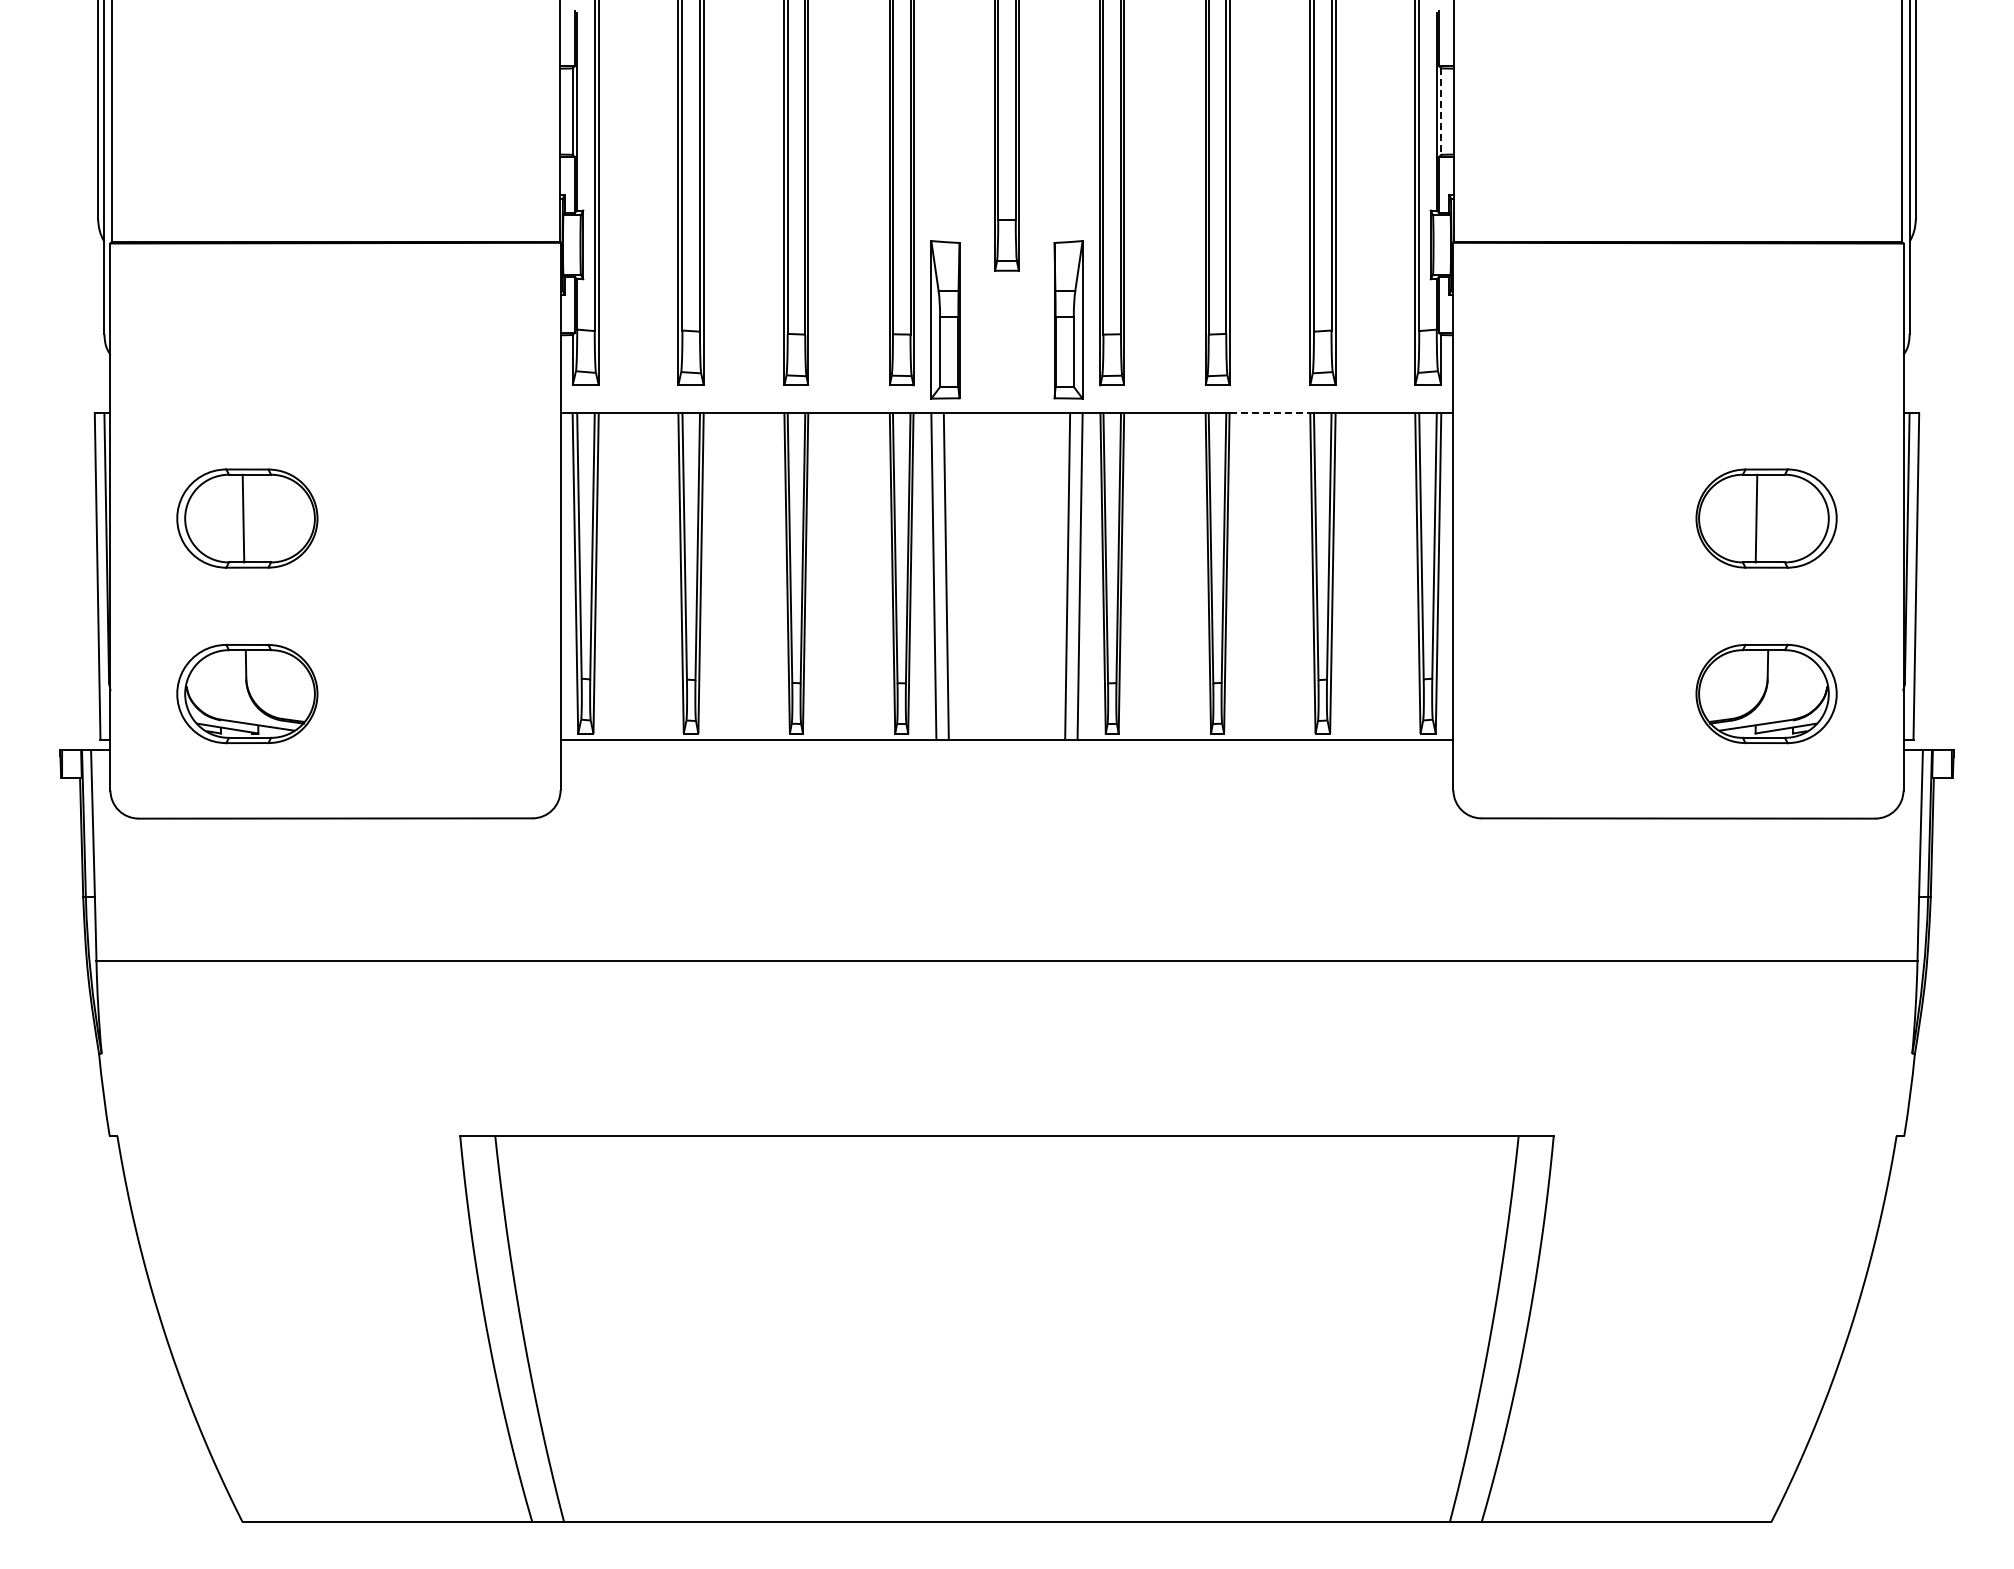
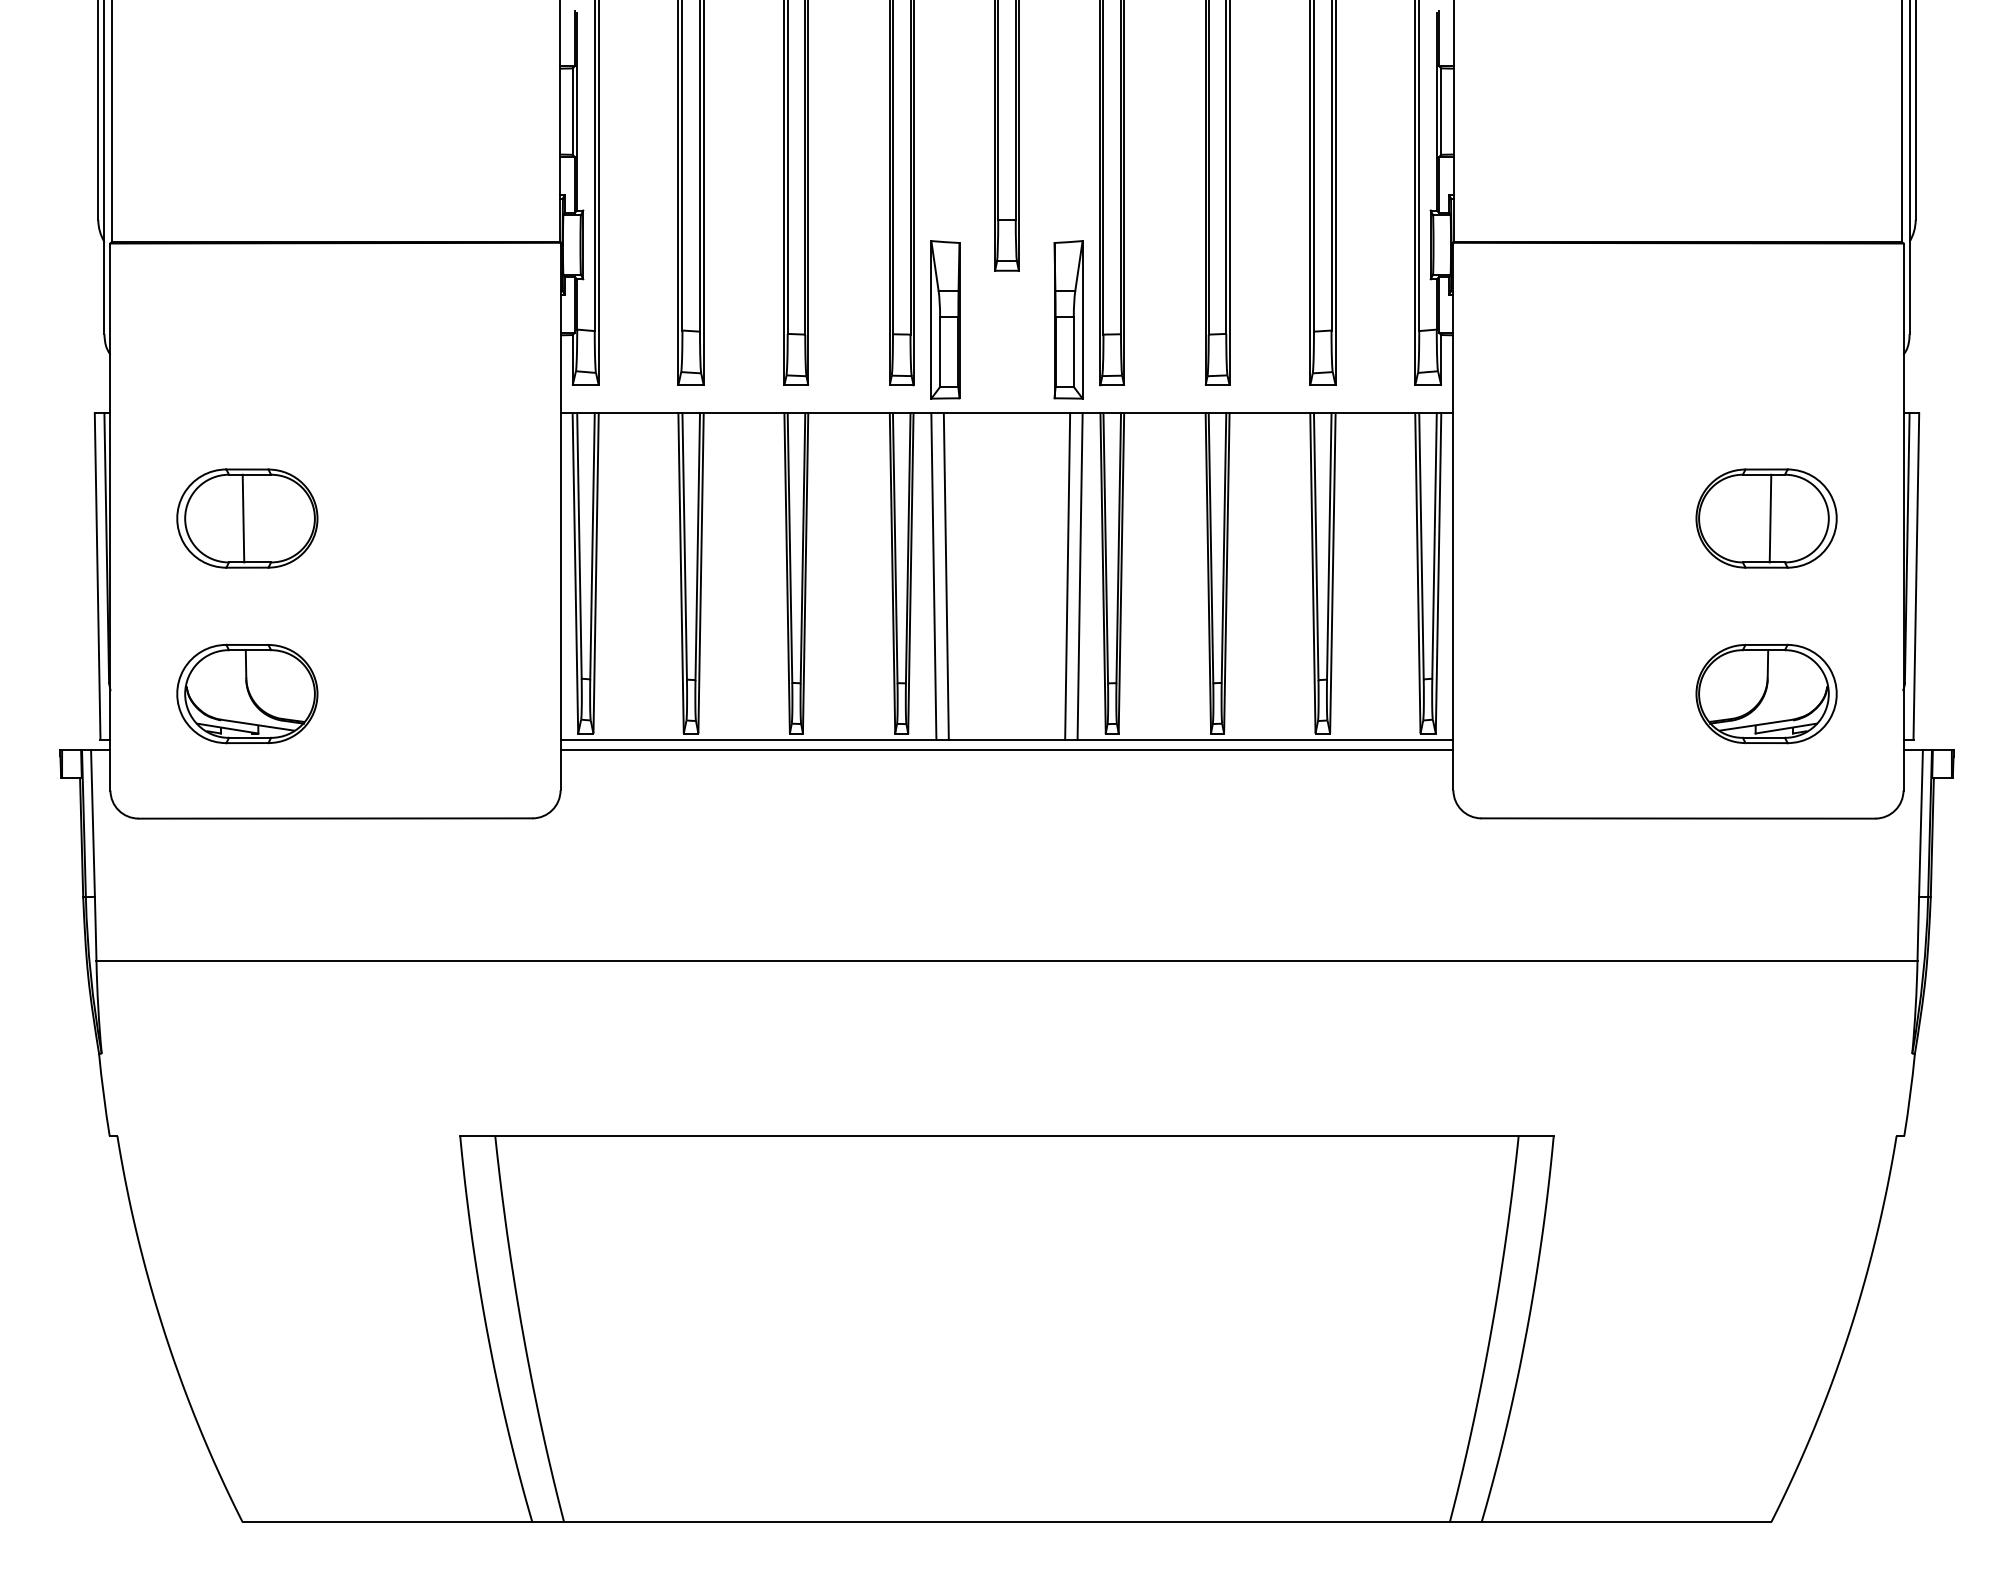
line: dashed -> solid (1441, 112)
line: dashed -> solid (1270, 413)
line position: (1756, 518) -> (1770, 518) (1770, 518)
line: none -> present (1006, 750)
